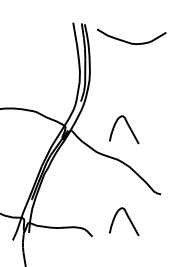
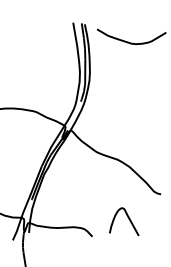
curve: present -> none (128, 127)
